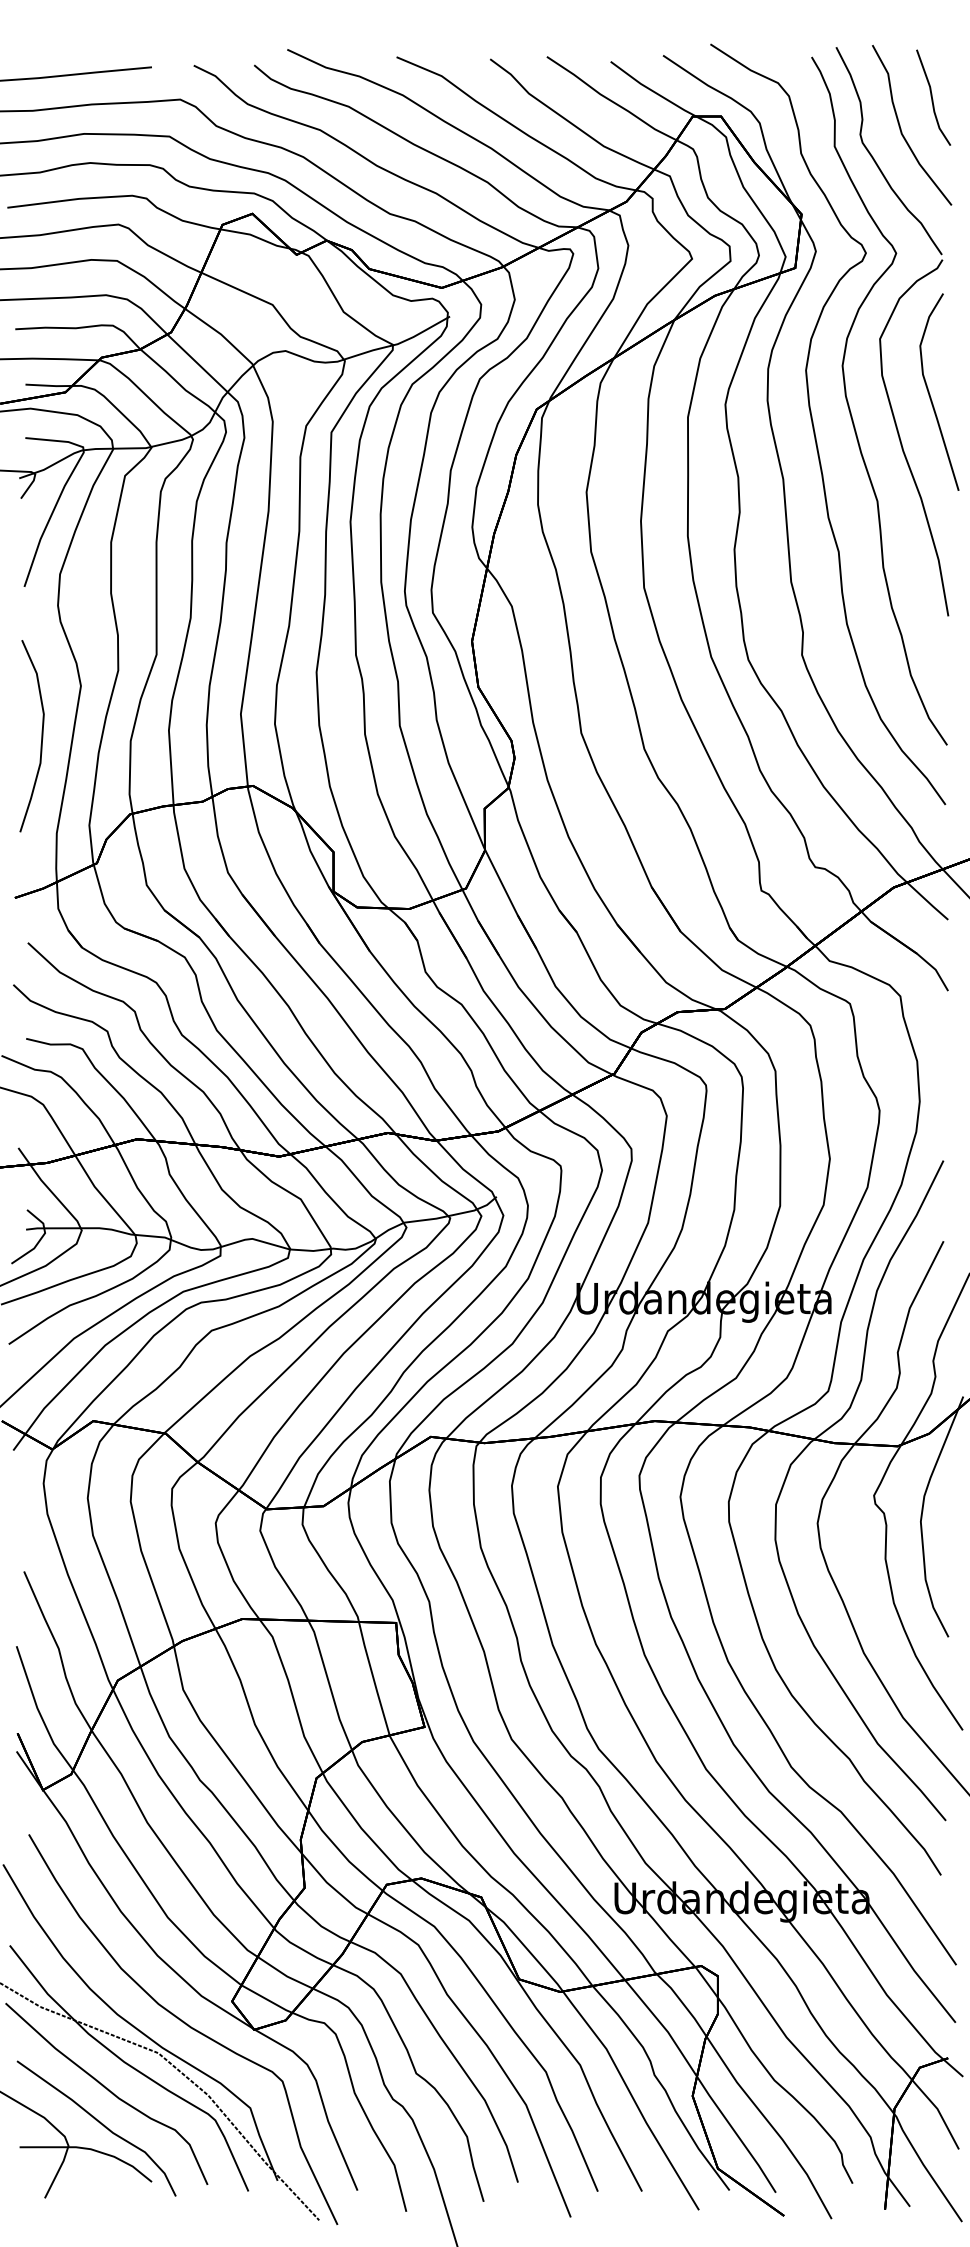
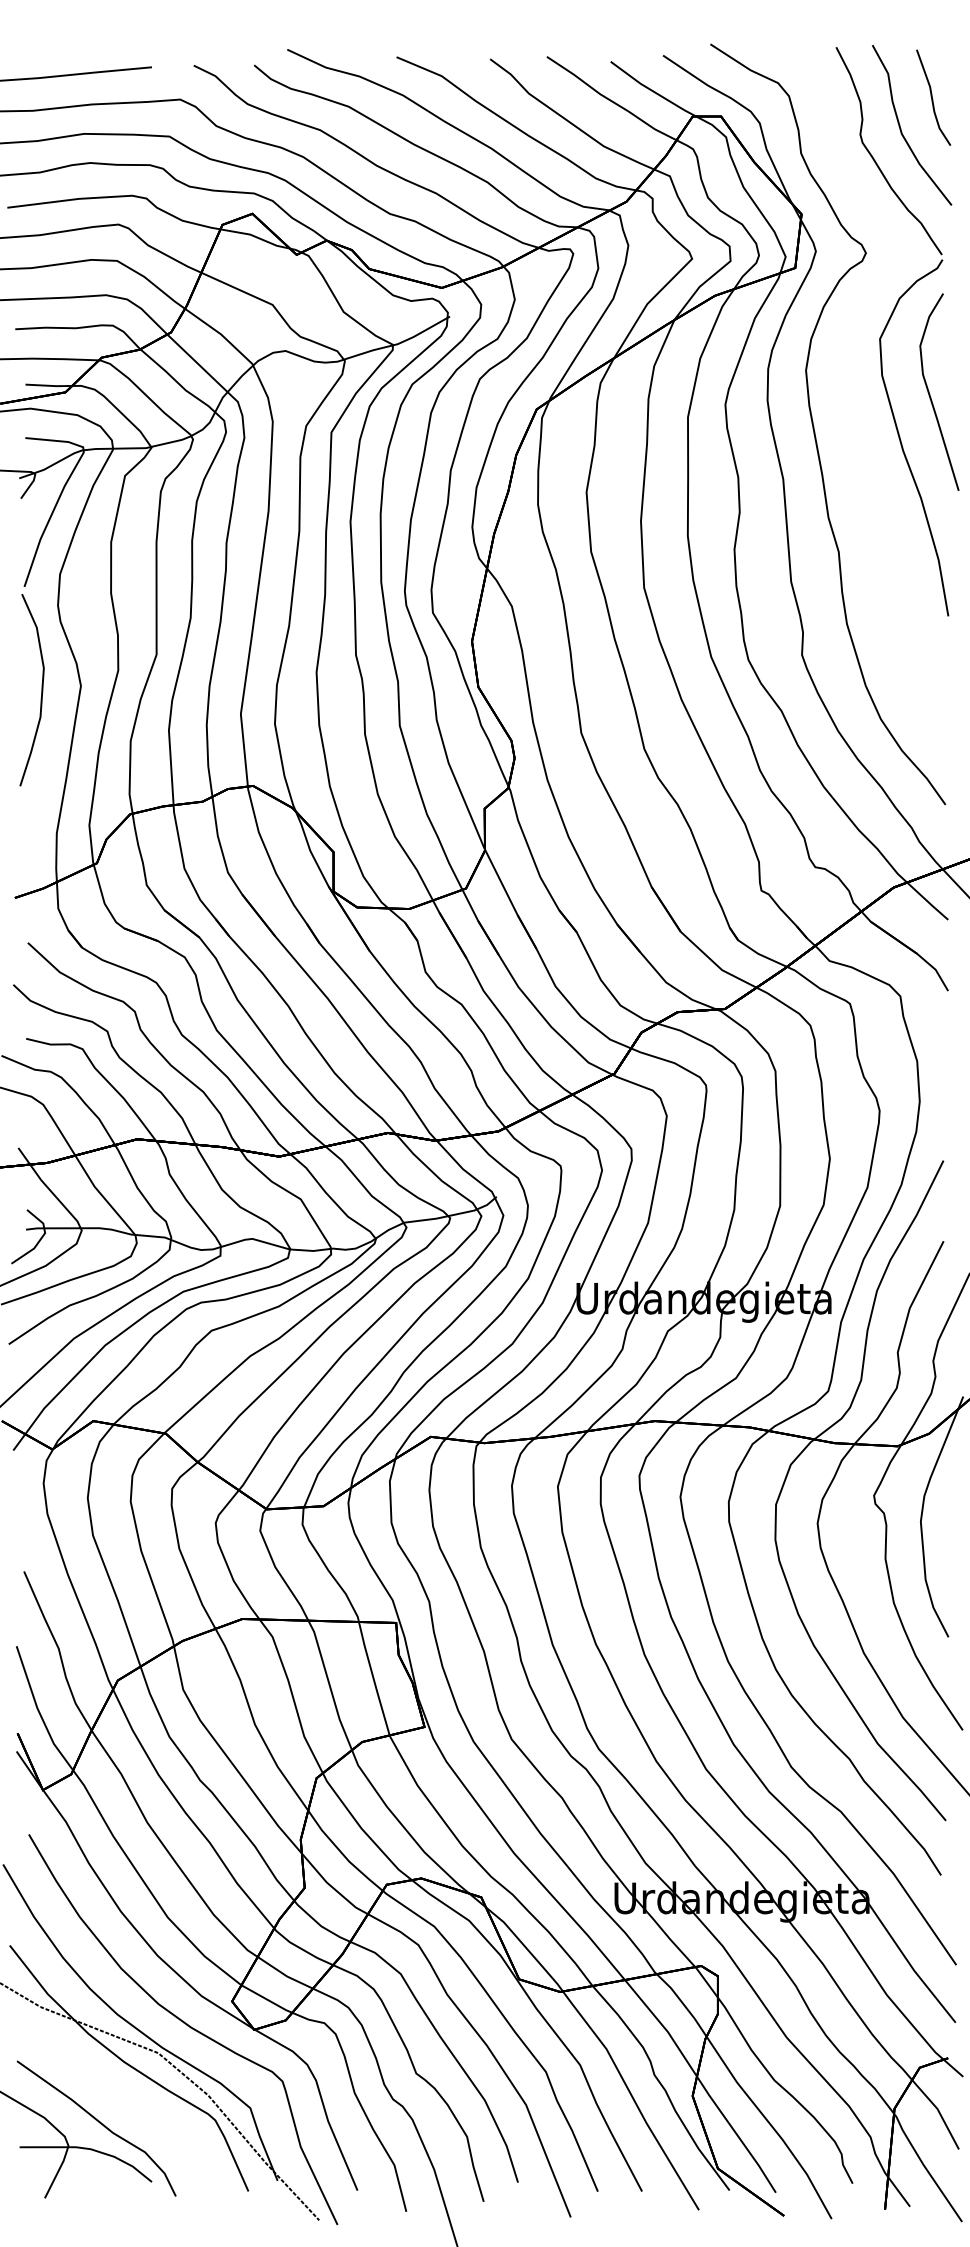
part: present -> none (850, 408)
curve position: (41, 736) -> (41, 690) (41, 690)
curve: present -> none (108, 2091)
